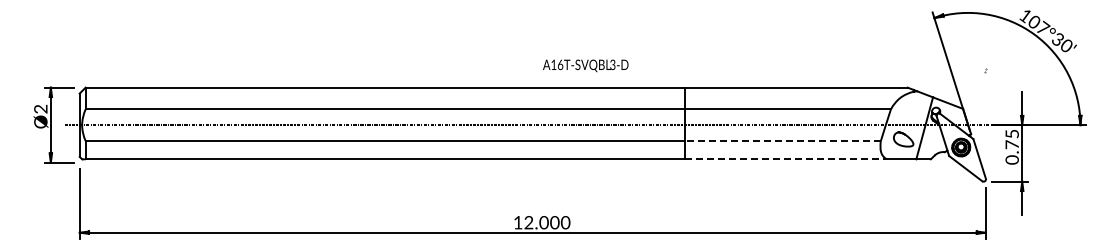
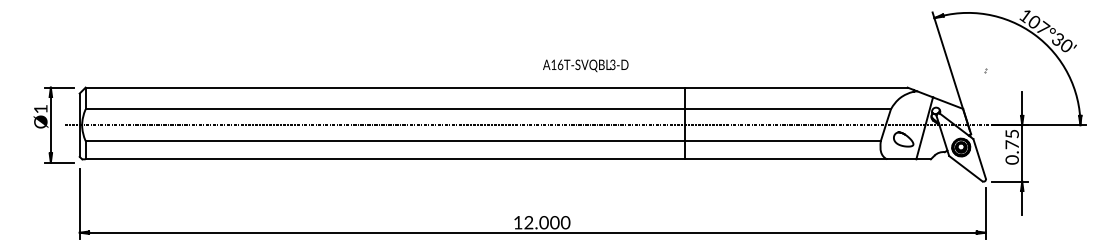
text: Ø2 -> Ø1 (40, 108)
line: dashed -> solid (783, 141)
line: dashed -> solid (786, 159)
